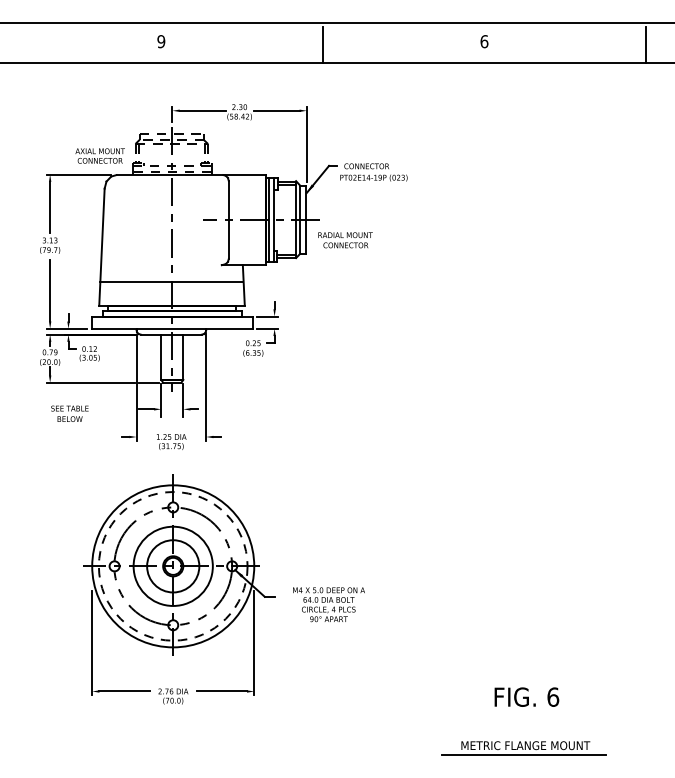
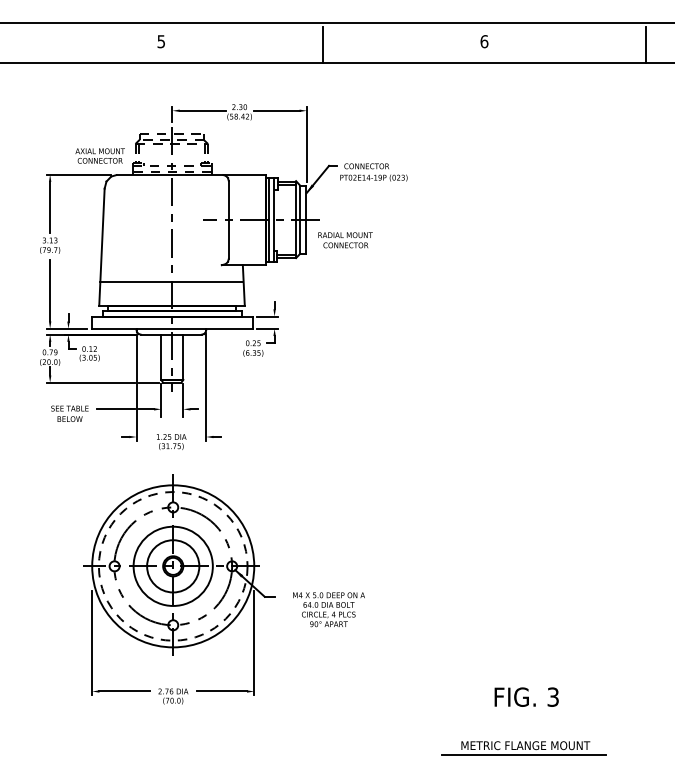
text: 9 -> 5 (161, 41)
line: none -> present (115, 409)
text position: (328, 604) -> (328, 609) (328, 609)
text: 6 -> 3 (553, 696)
